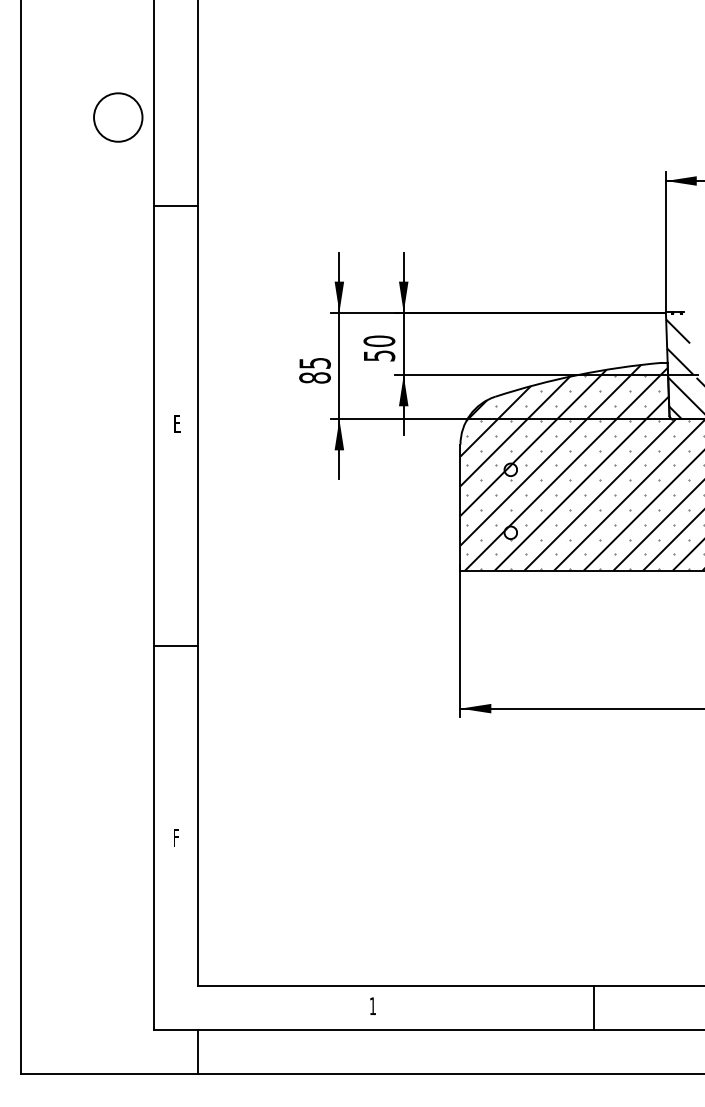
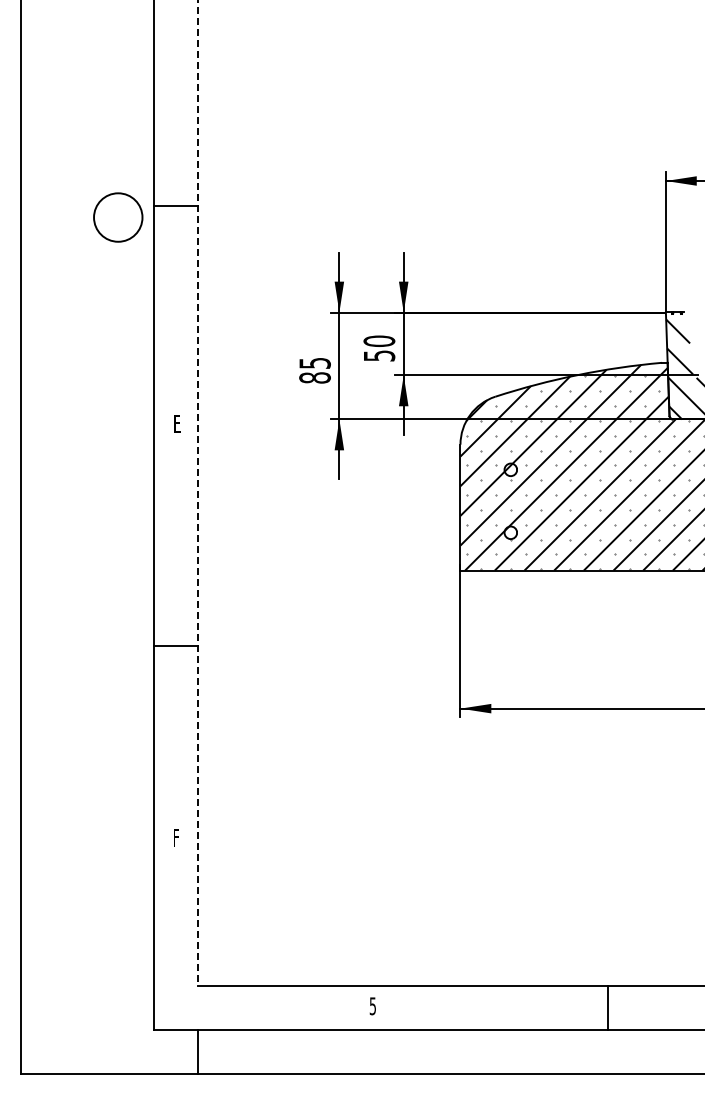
circle position: (118, 117) -> (118, 217) (118, 217)
line: solid -> dashed (197, 493)
text: 1 -> 5 (372, 1006)
line position: (594, 1007) -> (608, 1007) (608, 1007)
